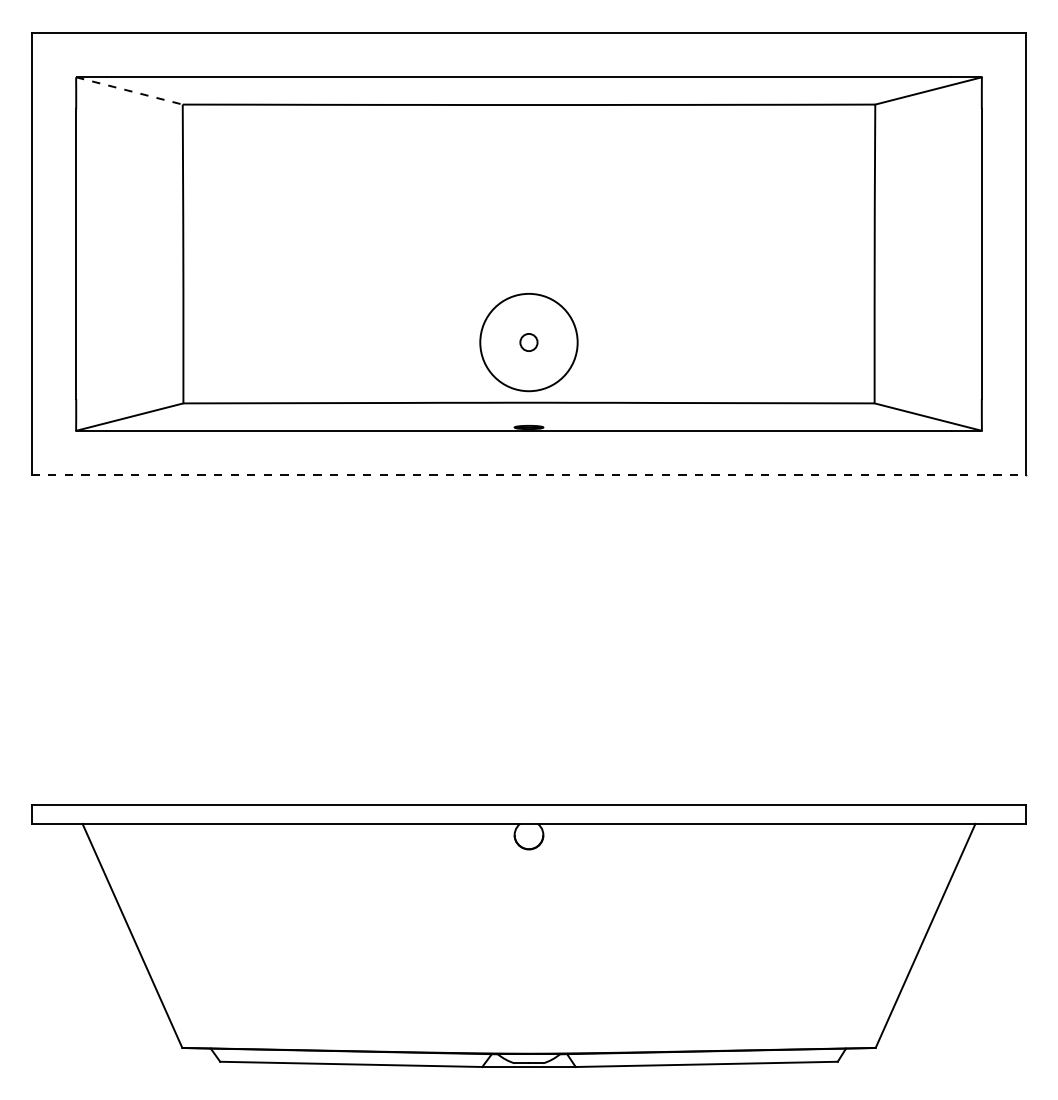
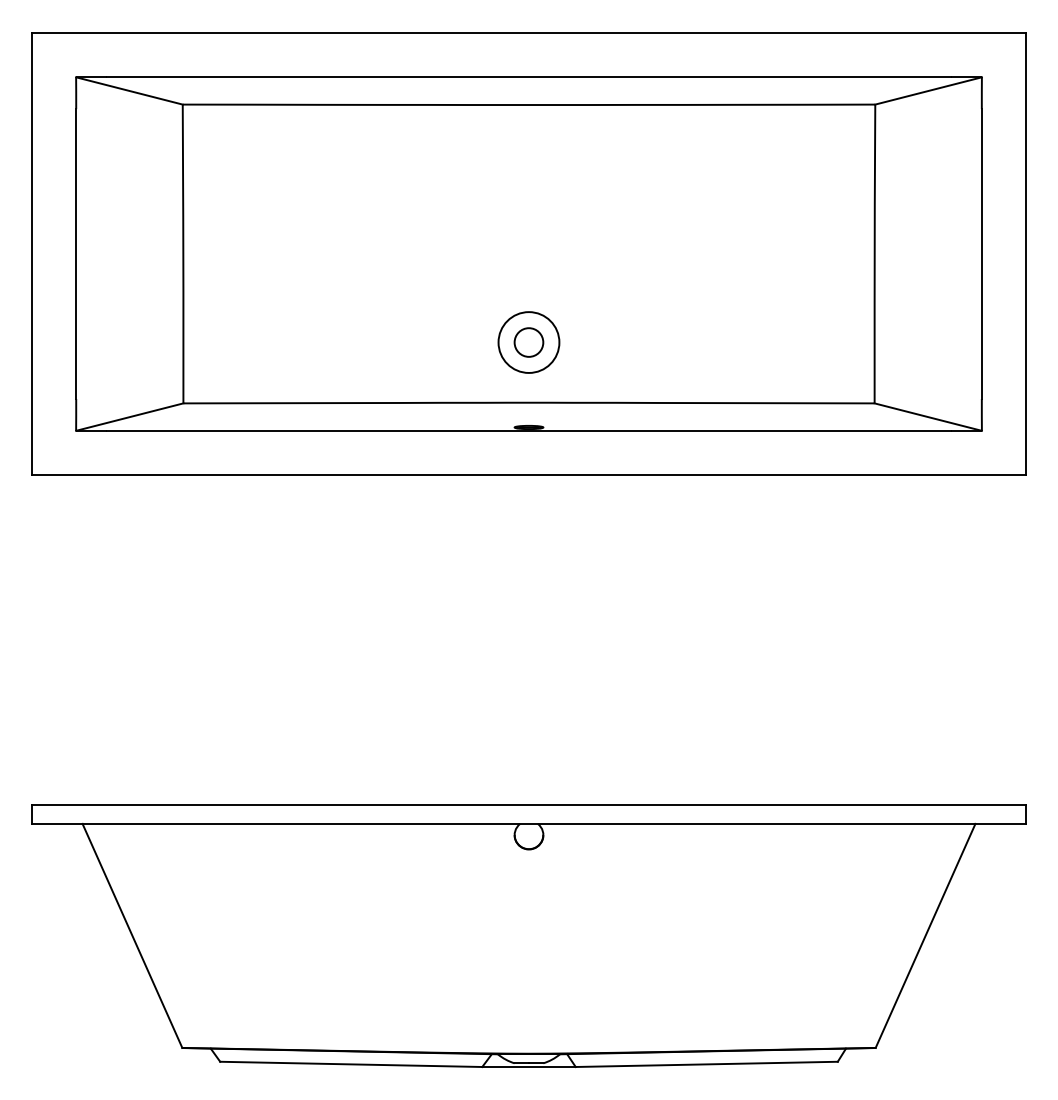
line: dashed -> solid (129, 91)
circle diameter: 17 px -> 29 px (528, 342)
circle diameter: 97 px -> 61 px (528, 342)
line: dashed -> solid (529, 475)
